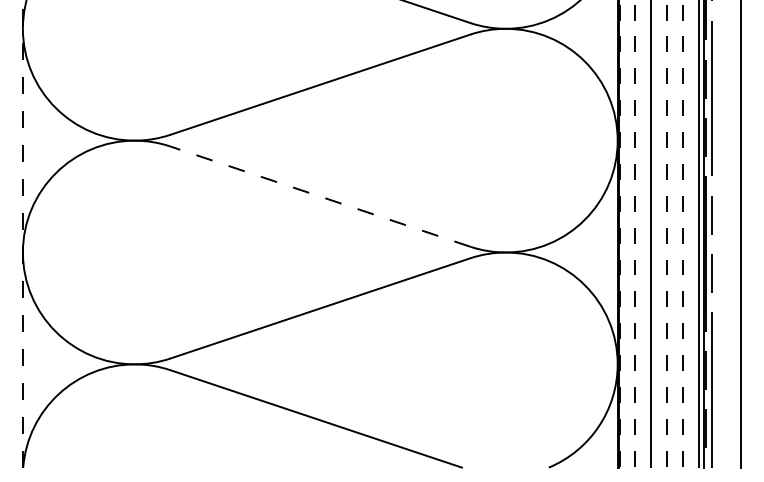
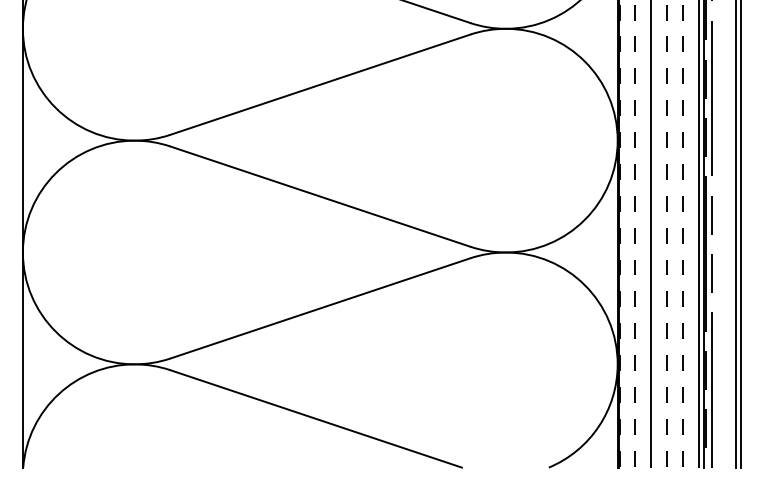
line: dashed -> solid (319, 196)
line: dashed -> solid (22, 233)
line: none -> present (735, 234)
